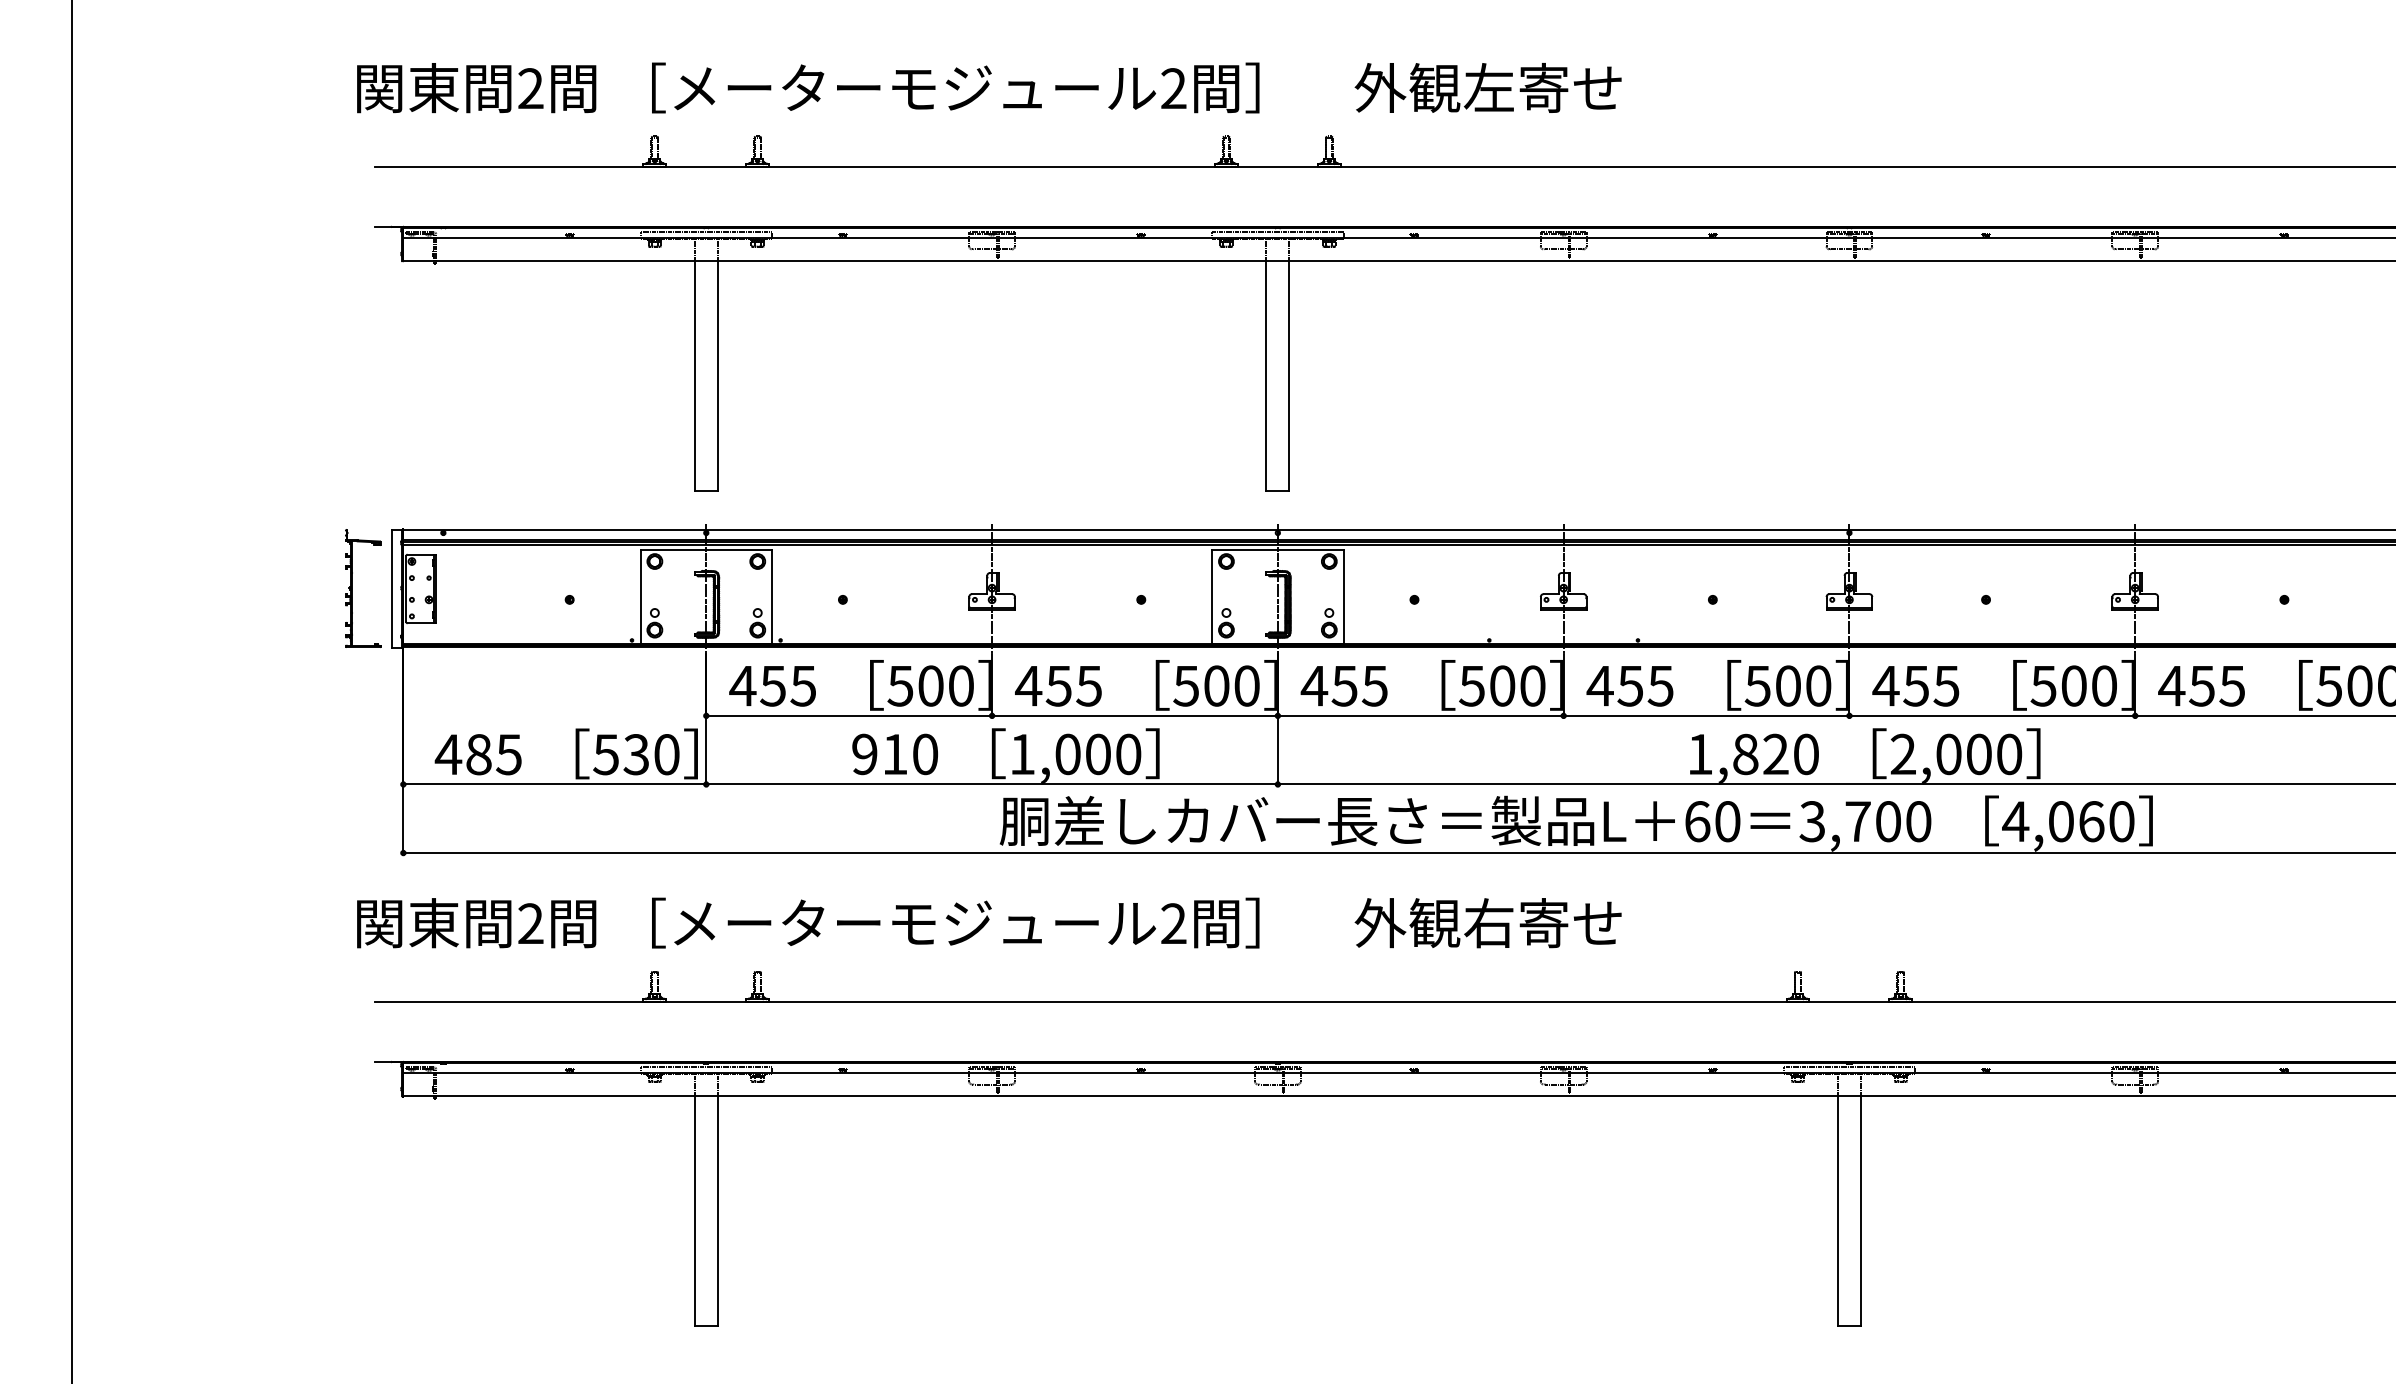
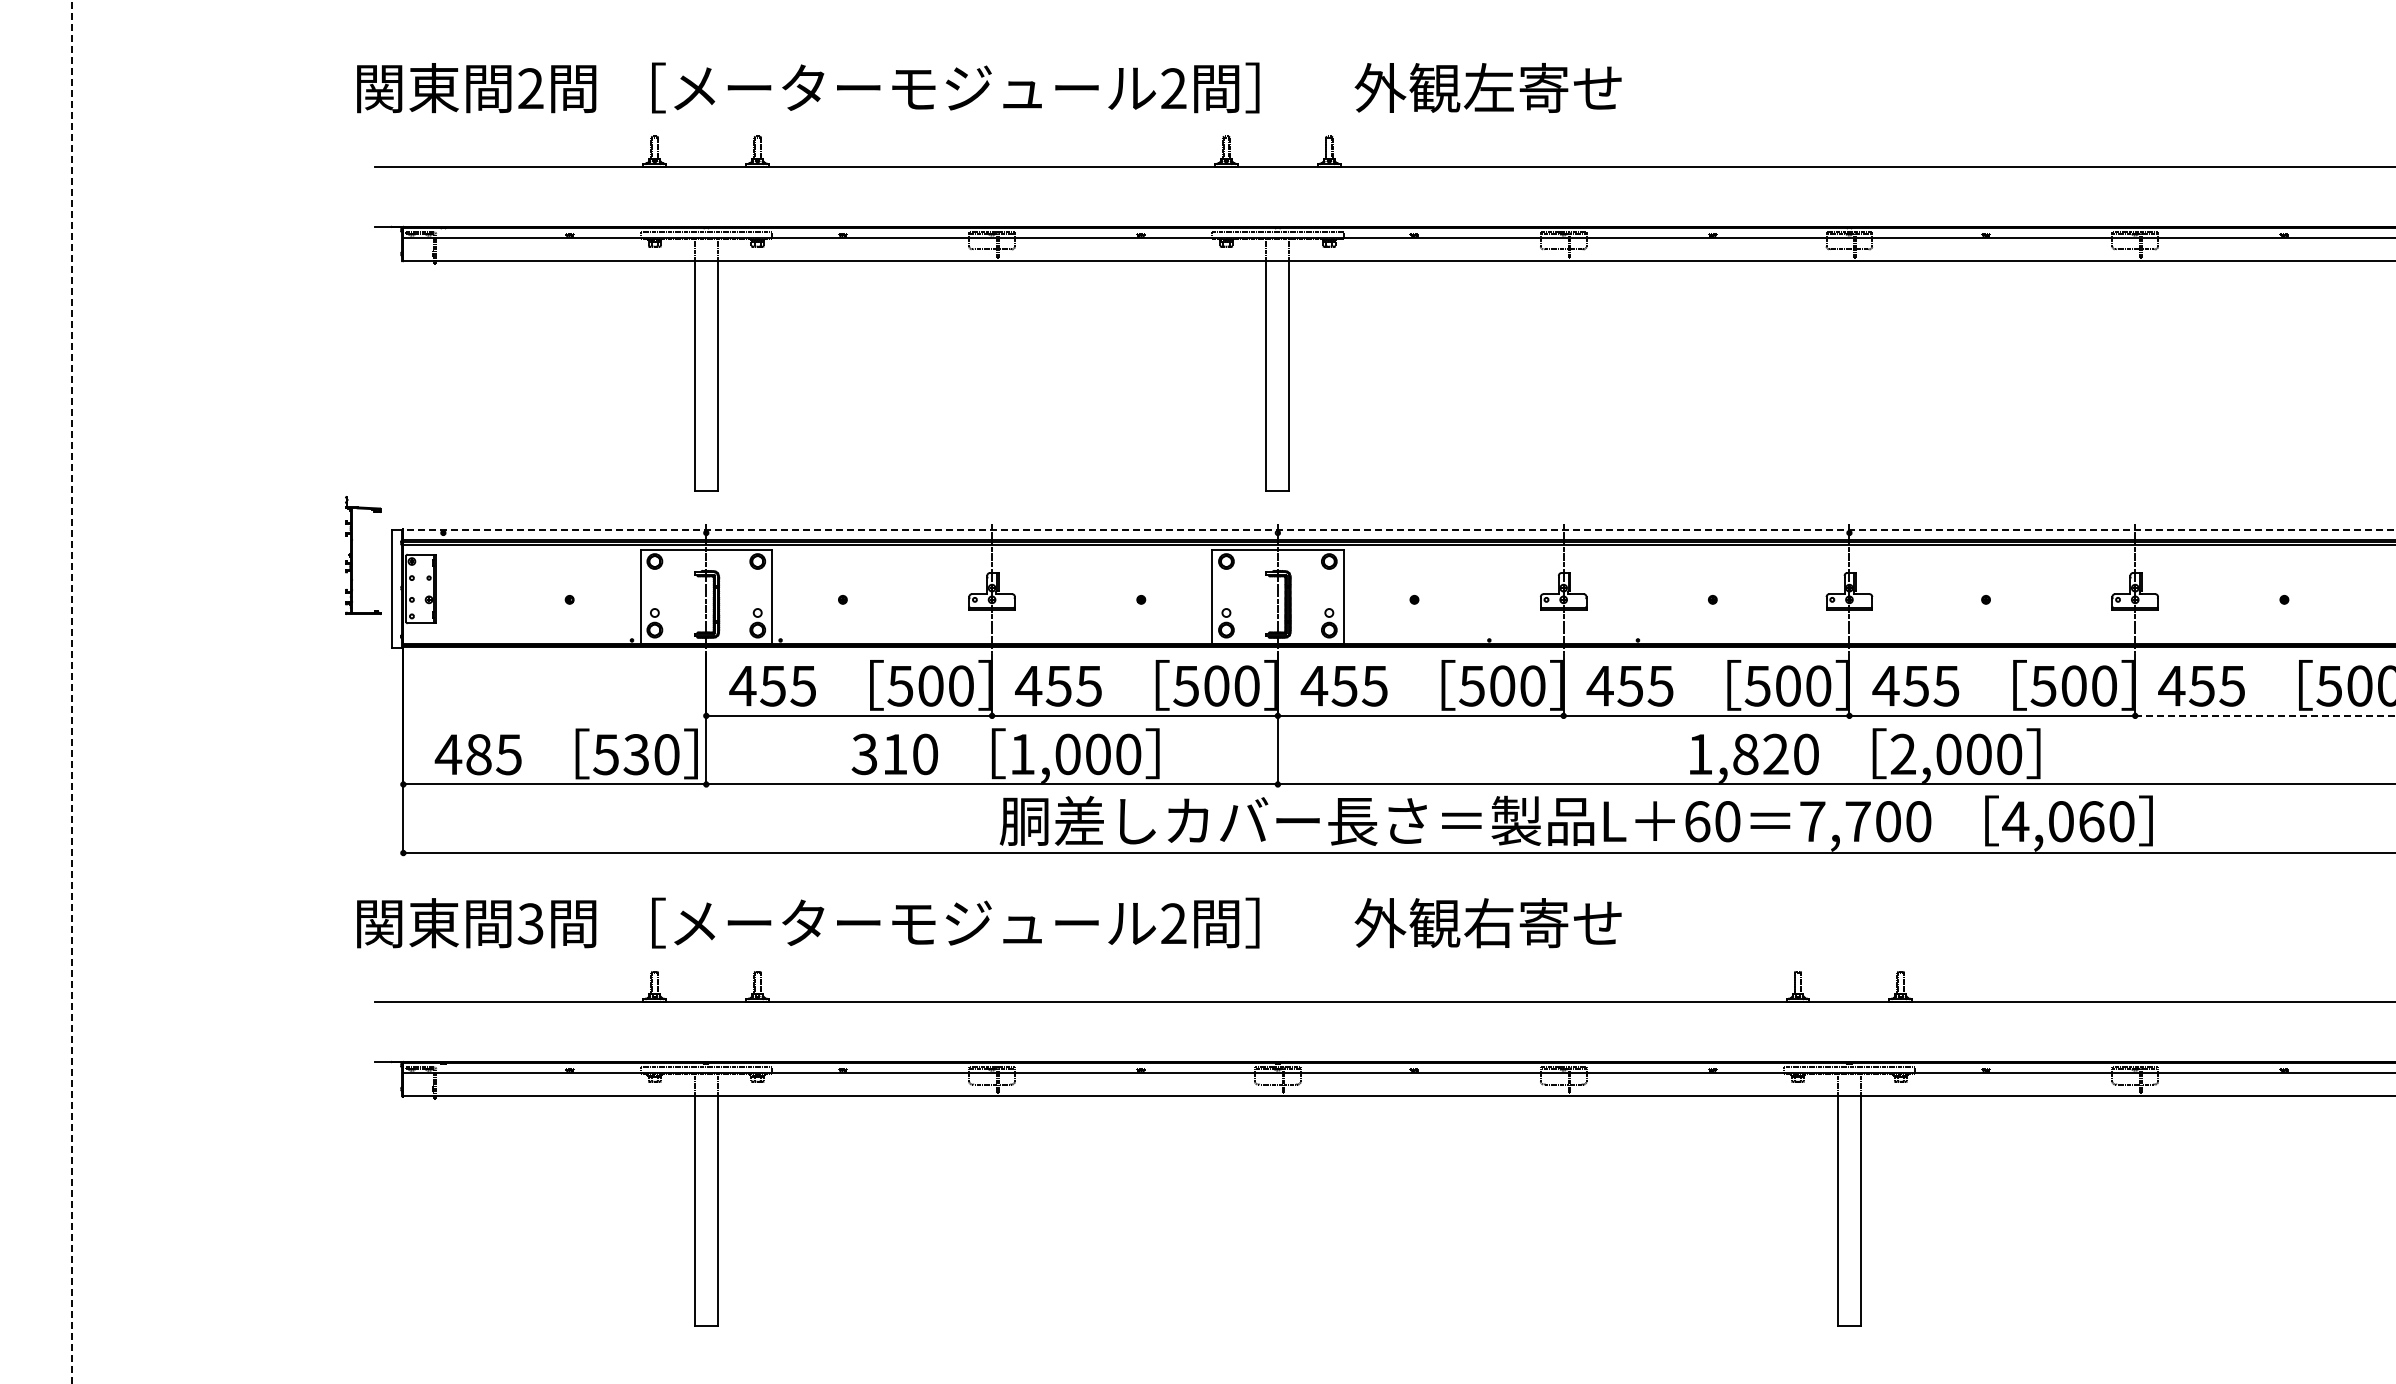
line: solid -> dashed (1399, 530)
part position: (352, 588) -> (352, 555) (352, 555)
line: solid -> dashed (71, 692)
line: solid -> dashed (2265, 715)
text: 910 -> 310 (864, 754)
text: 3,700 -> 7,700 (1812, 821)
text: 2 -> 3 (530, 923)
